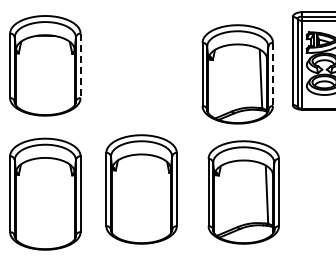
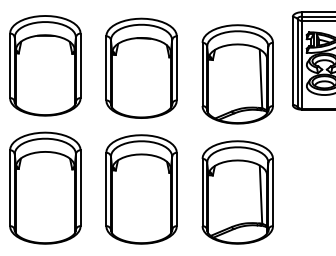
line: dashed -> solid (80, 66)
part: none -> present (141, 67)
line: dashed -> solid (273, 74)
part position: (243, 192) -> (237, 192) (237, 192)
part position: (45, 193) -> (45, 187) (45, 187)
